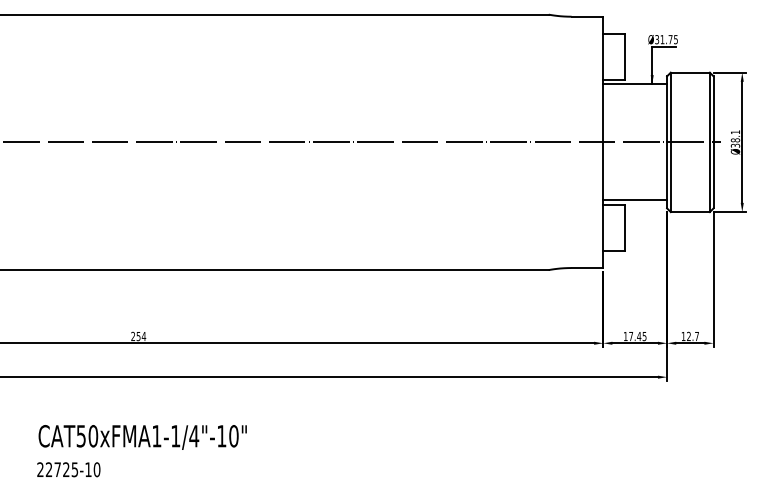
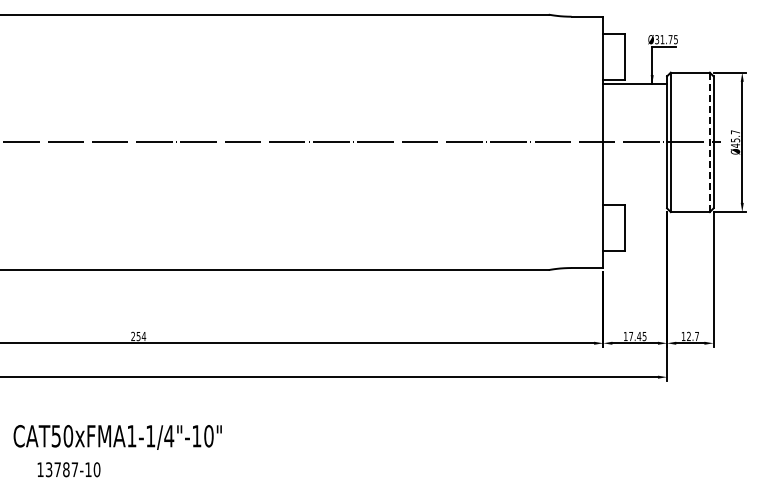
text: Ø38.1 -> Ø45.7 (735, 138)
line: solid -> dashed (709, 142)
line: present -> none (635, 200)
text position: (142, 437) -> (117, 437) (117, 437)
text: 22725-10 -> 13787-10 (57, 469)
